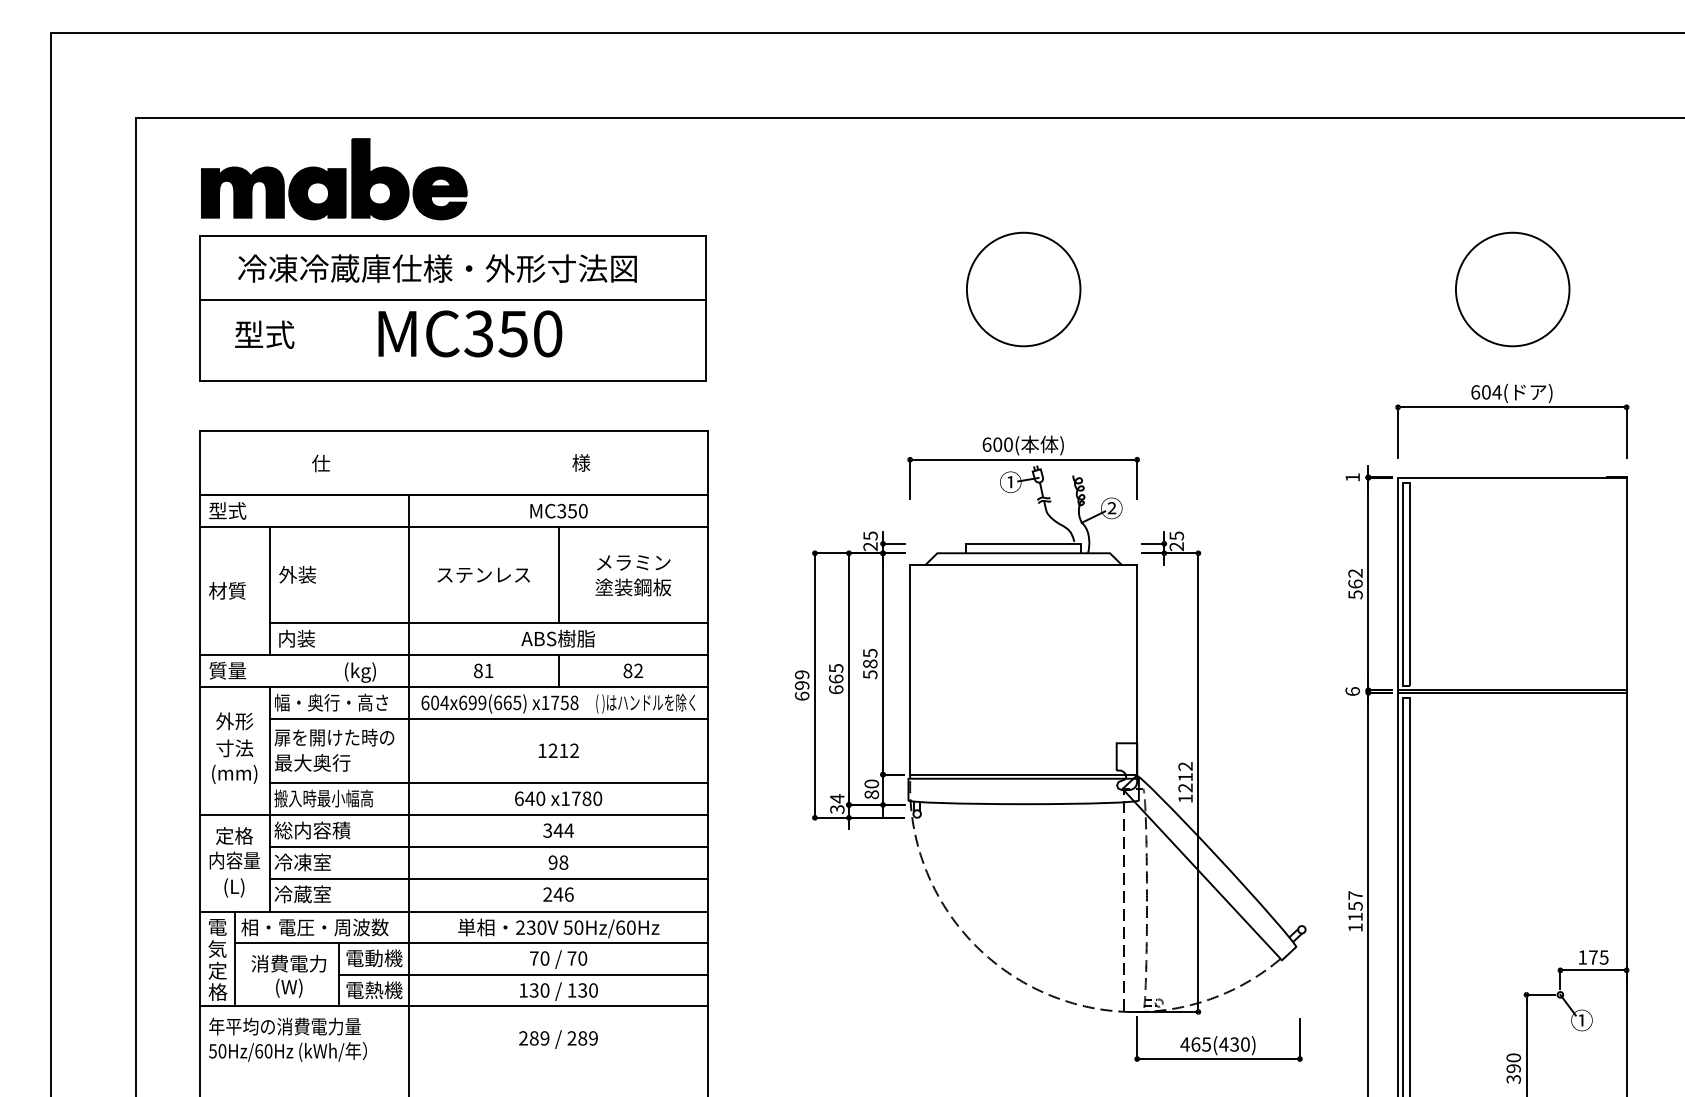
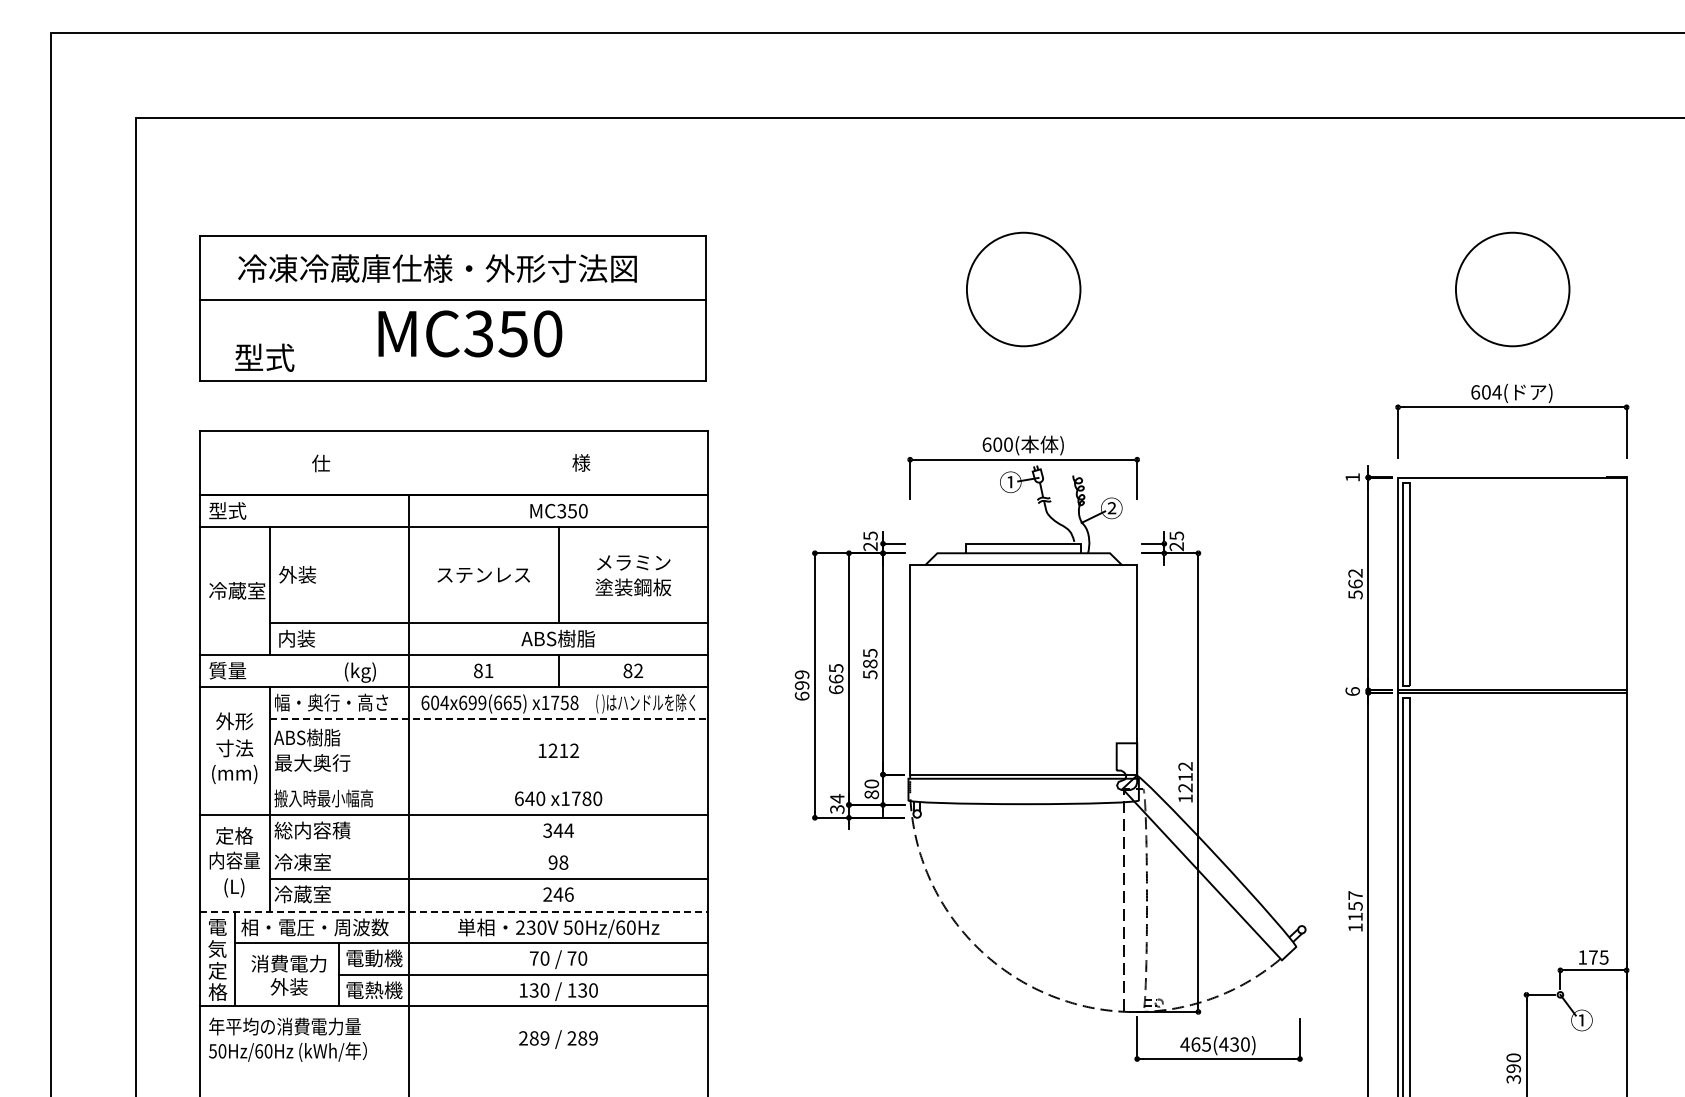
part: present -> none (334, 179)
text position: (264, 334) -> (264, 357) (264, 357)
text: 材質 -> 冷蔵室 (237, 590)
line: solid -> dashed (489, 718)
text: 扉を開けた時の -> ABS樹脂 (334, 737)
line: present -> none (488, 782)
line: present -> none (488, 846)
line: solid -> dashed (454, 911)
text: (W) -> 外装 (288, 987)
